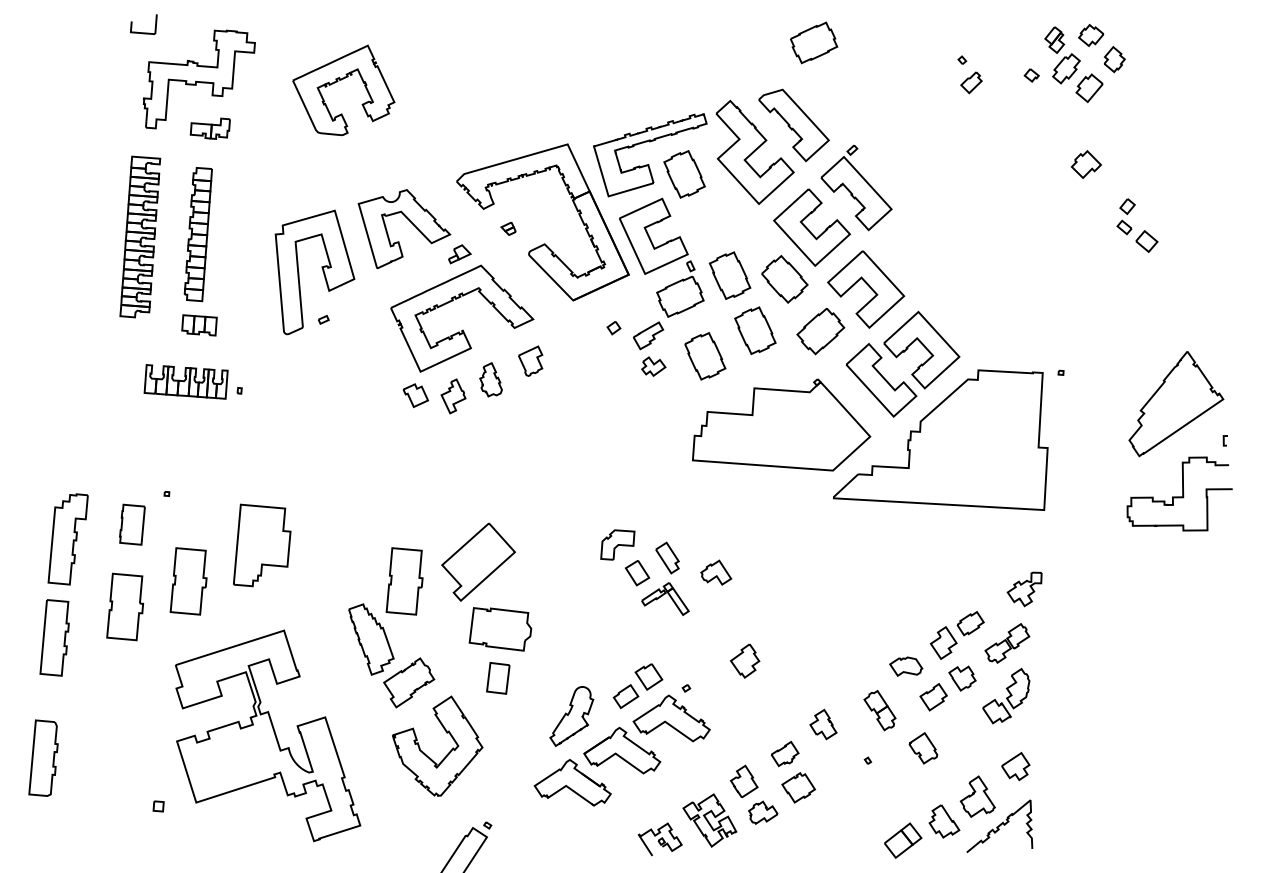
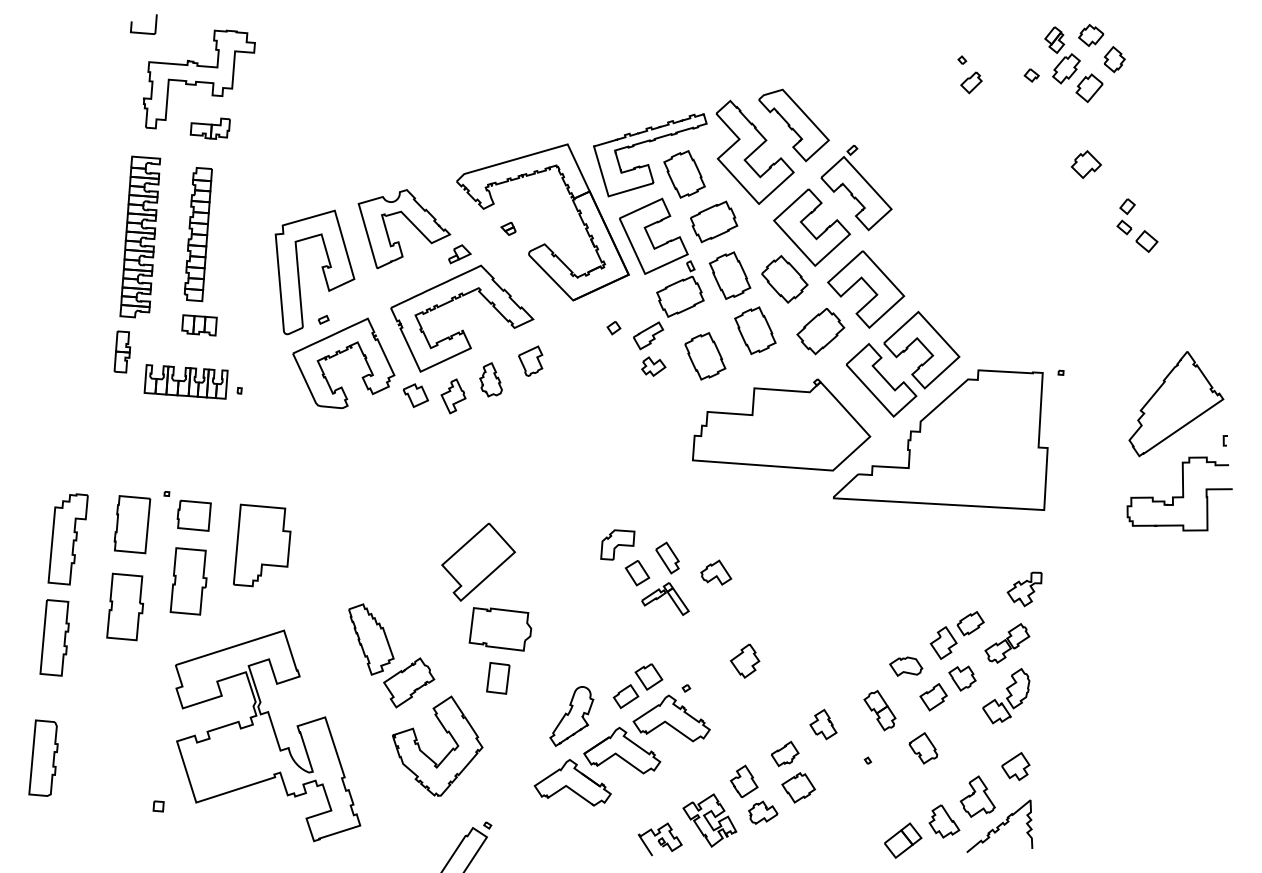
part position: (814, 42) -> (714, 221) (714, 221)
part position: (337, 82) -> (337, 355) (337, 355)
part: none -> present (122, 351)
part: none -> present (193, 515)
part size: 27x43 px -> 39x60 px (132, 524)
part: present -> none (404, 581)
